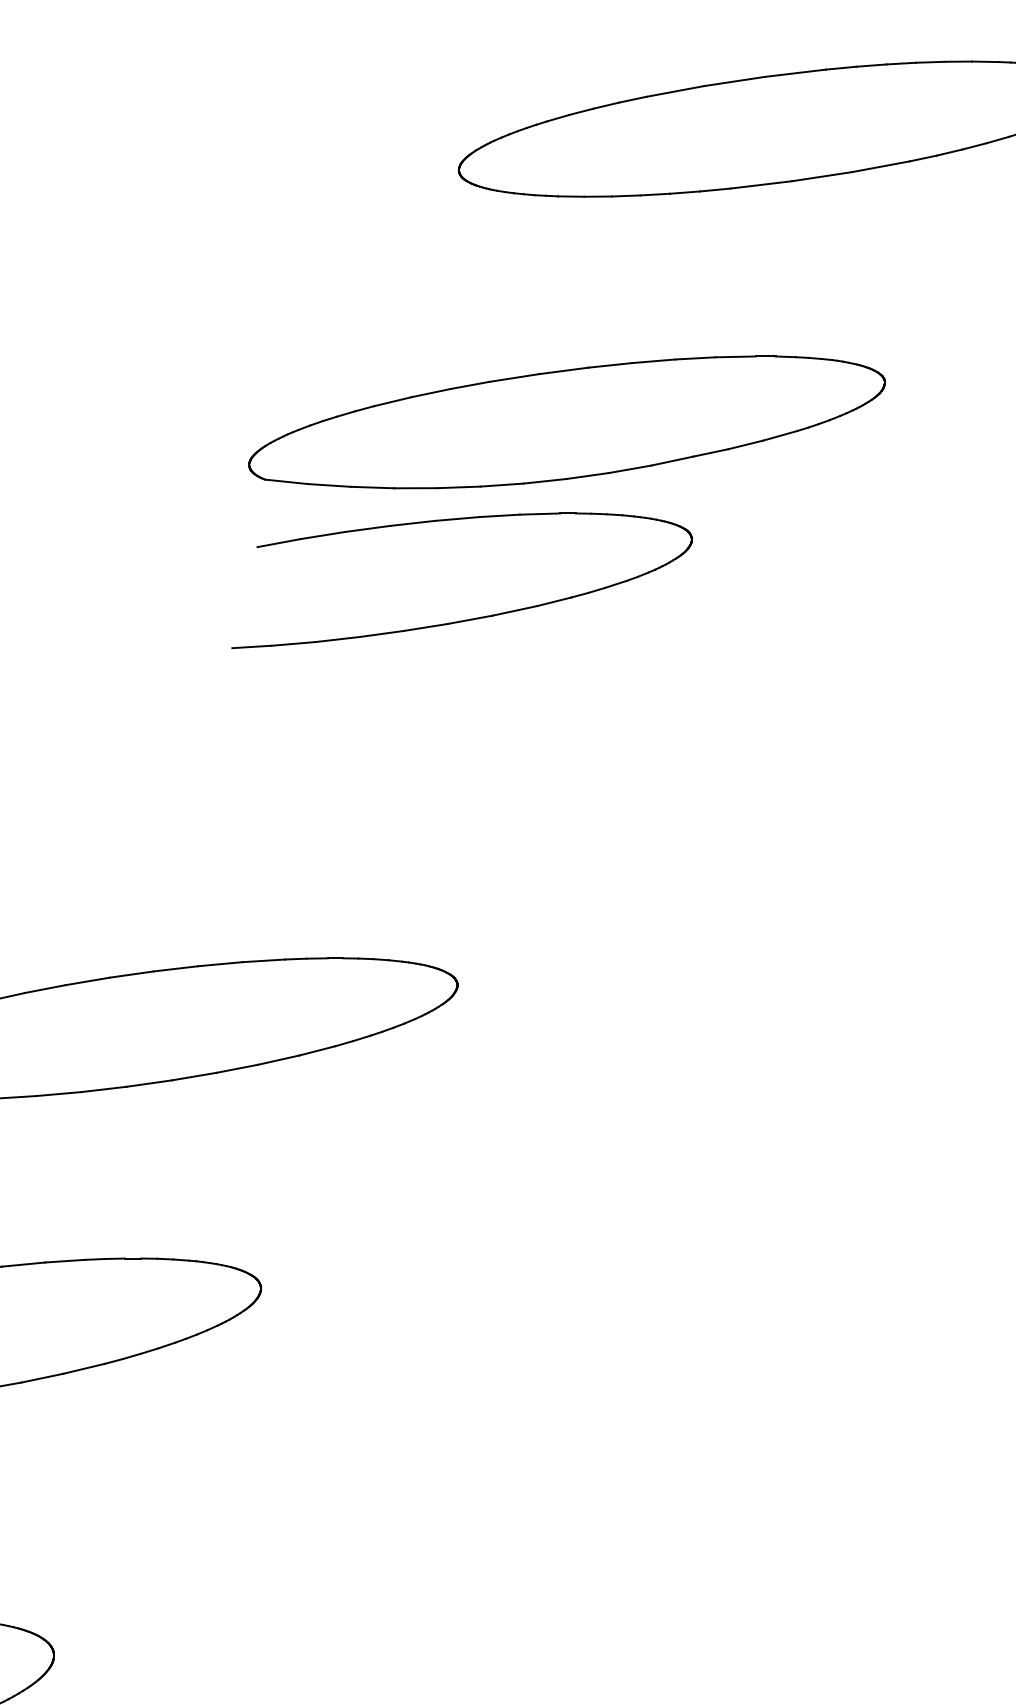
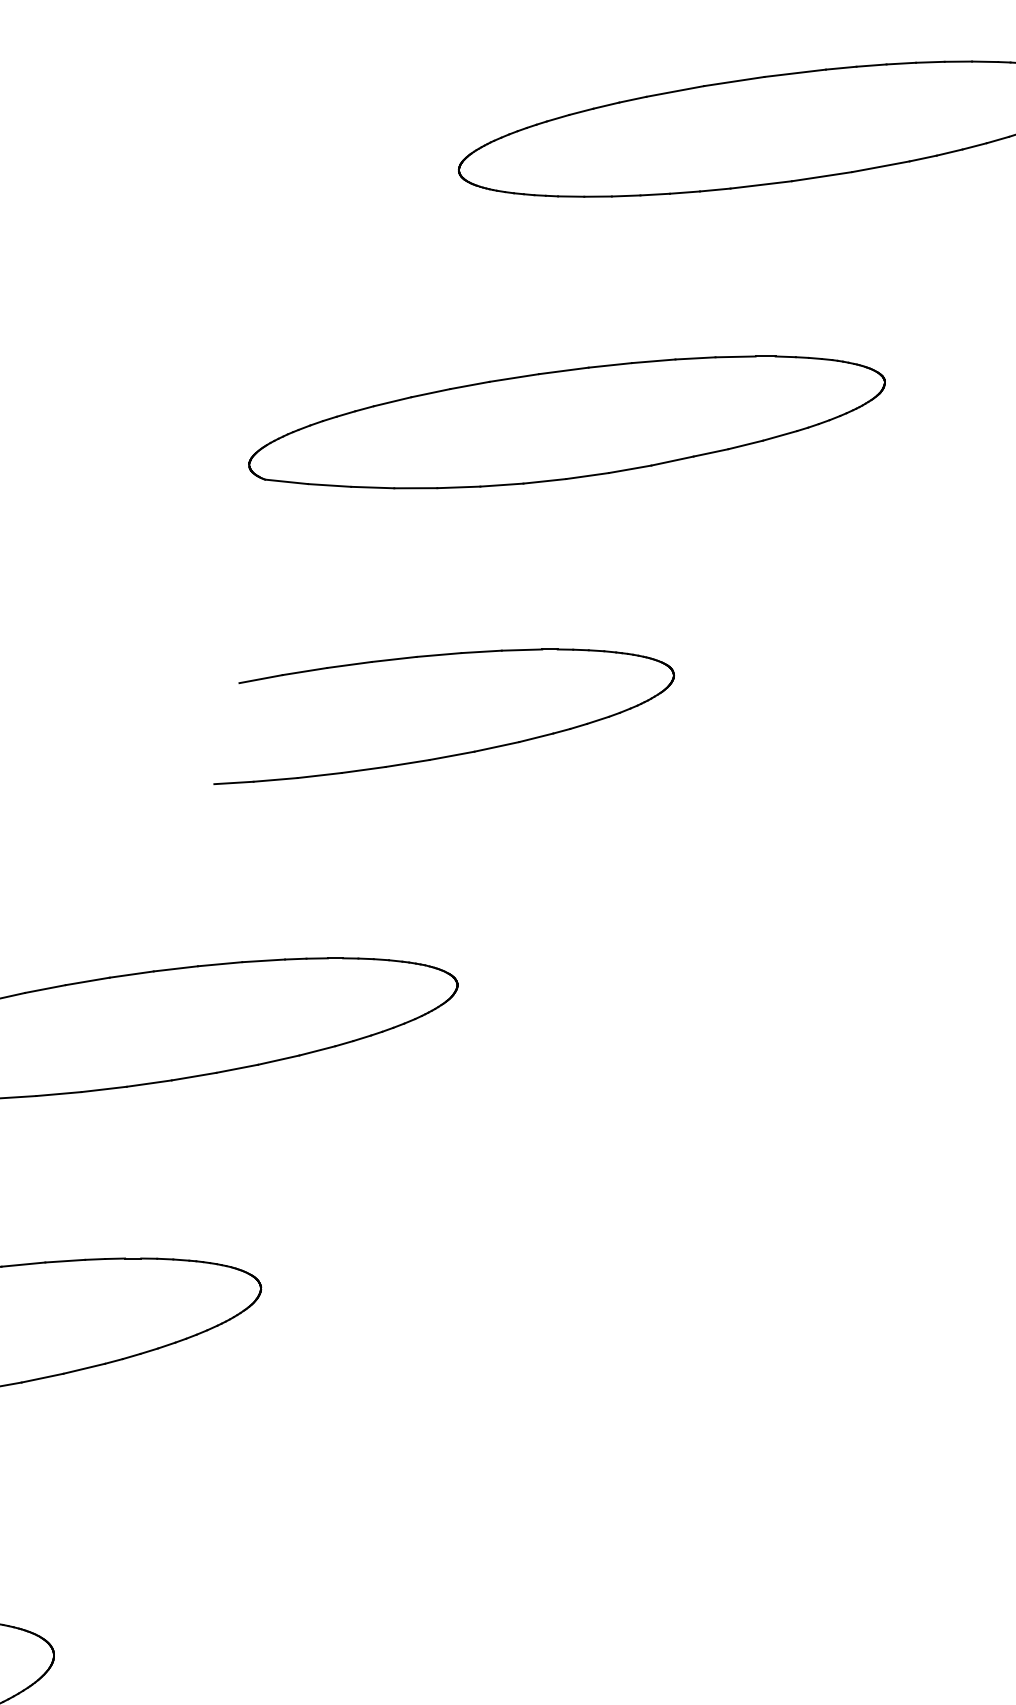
part position: (470, 618) -> (452, 754) (452, 754)
